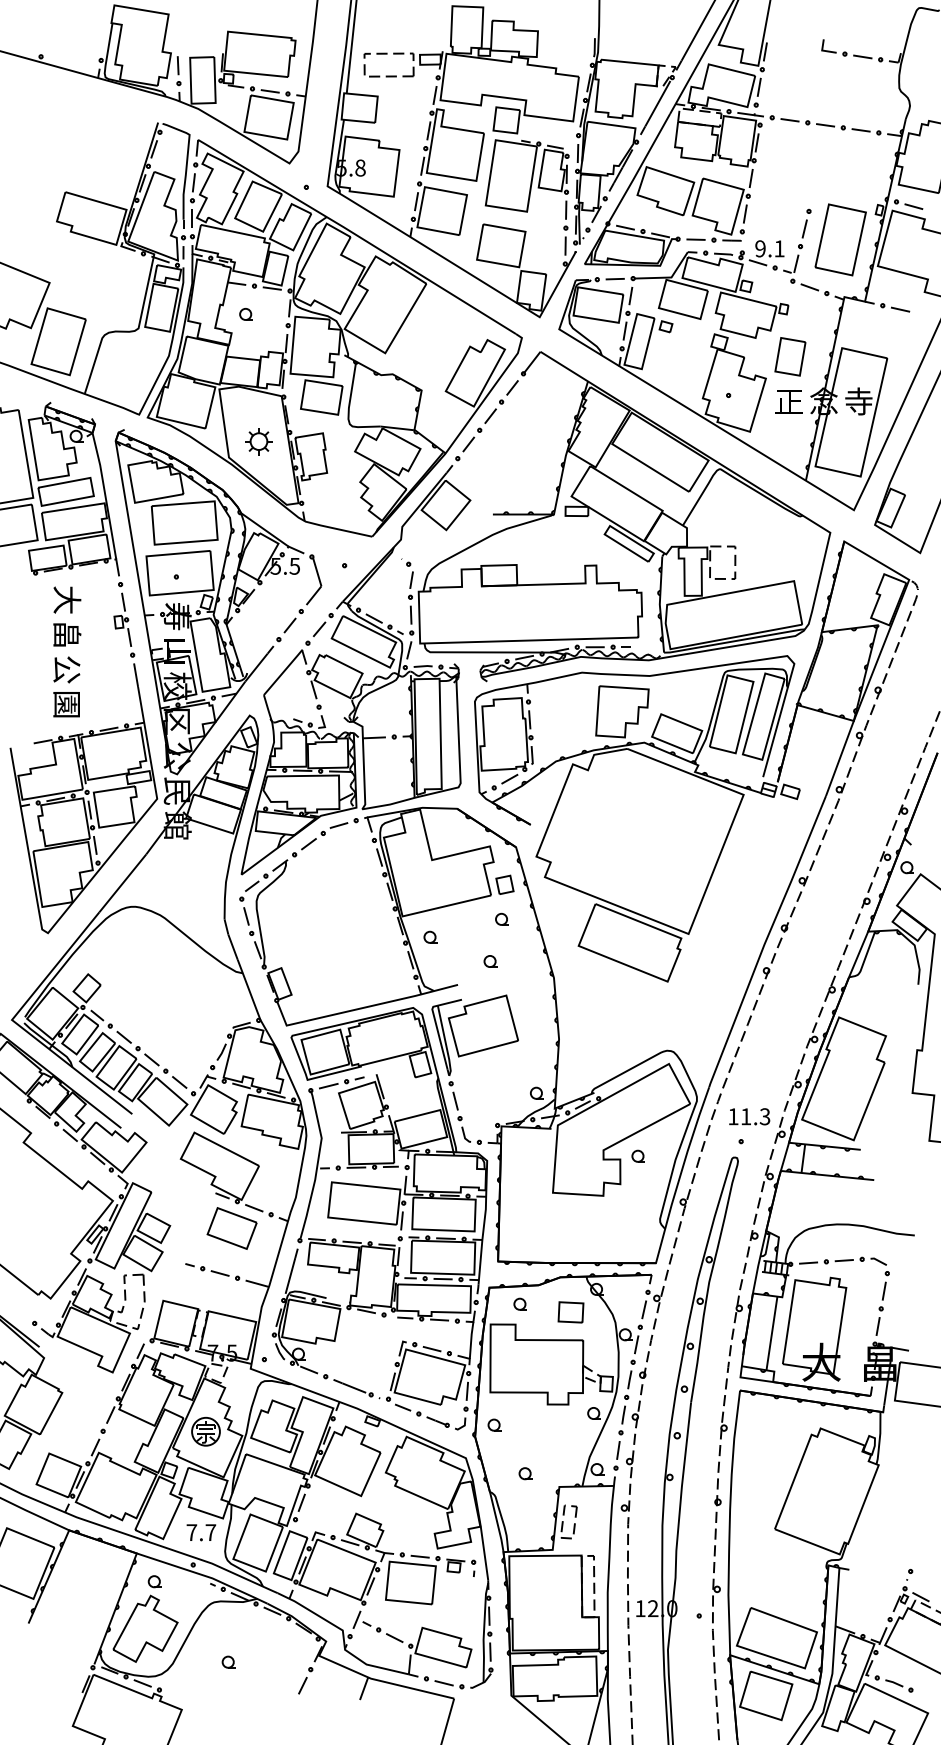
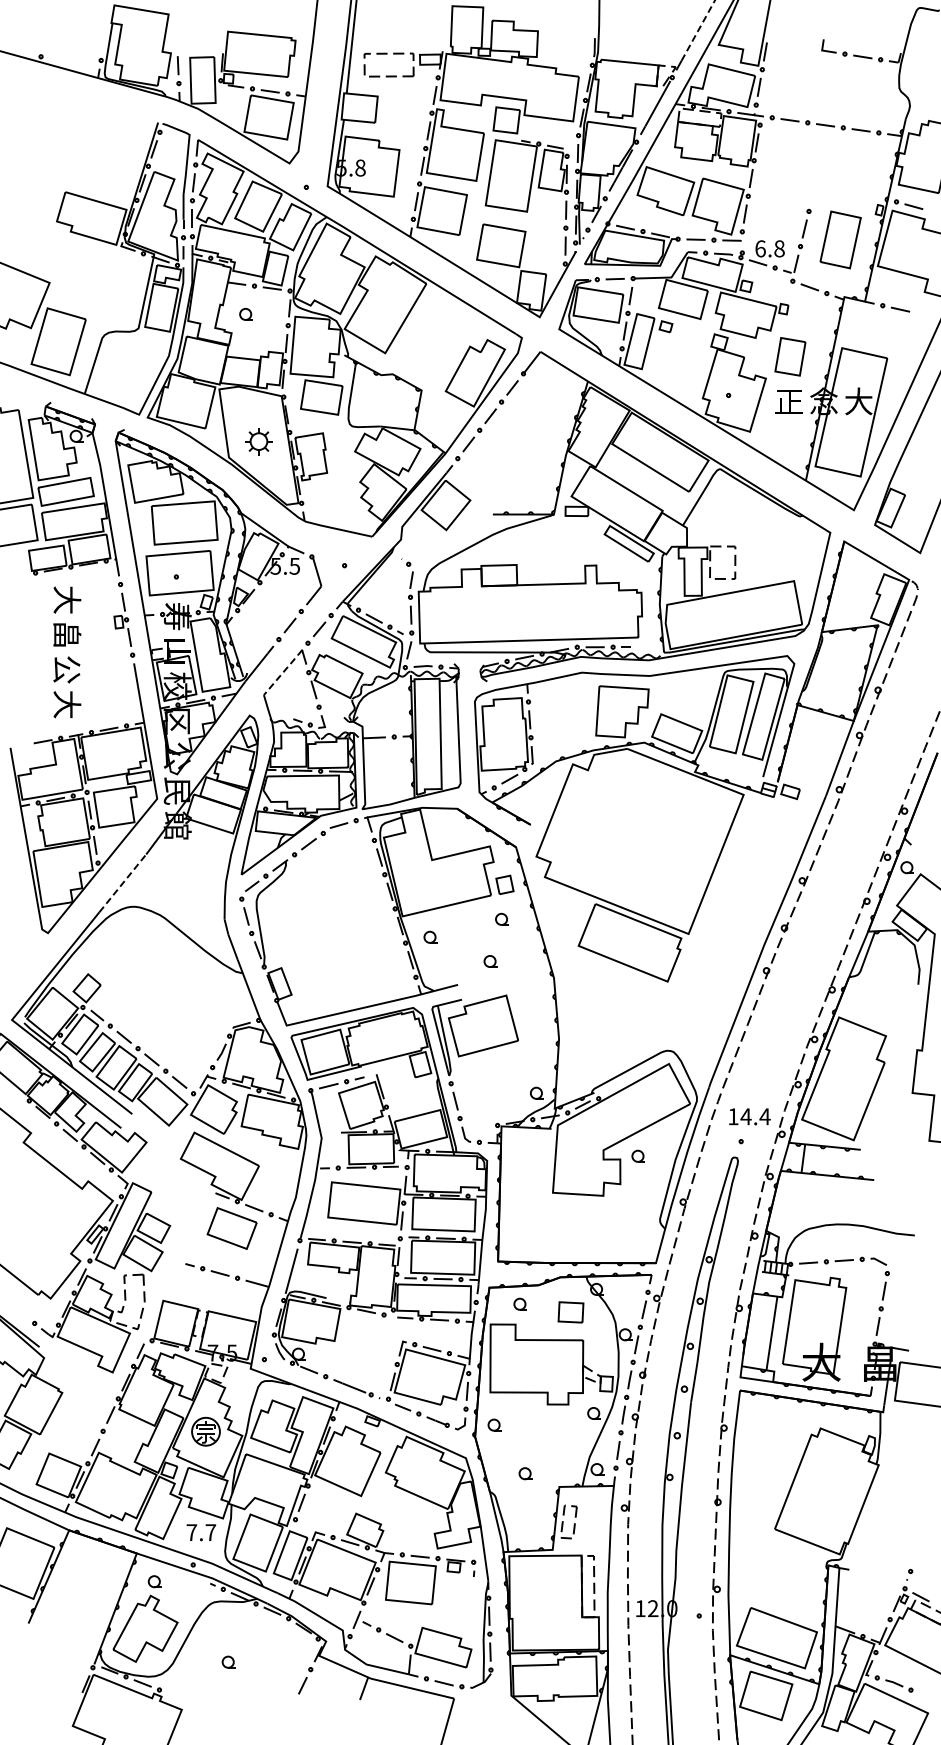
line: solid -> dashed (698, 30)
part size: 53x74 px -> 43x60 px (840, 239)
text: 9.1 -> 6.8 (769, 248)
text: 寺 -> 大 (858, 401)
line: solid -> dashed (283, 672)
text: 園 -> 大 (67, 704)
line: solid -> dashed (123, 882)
text: 11.3 -> 14.4 (755, 1116)
